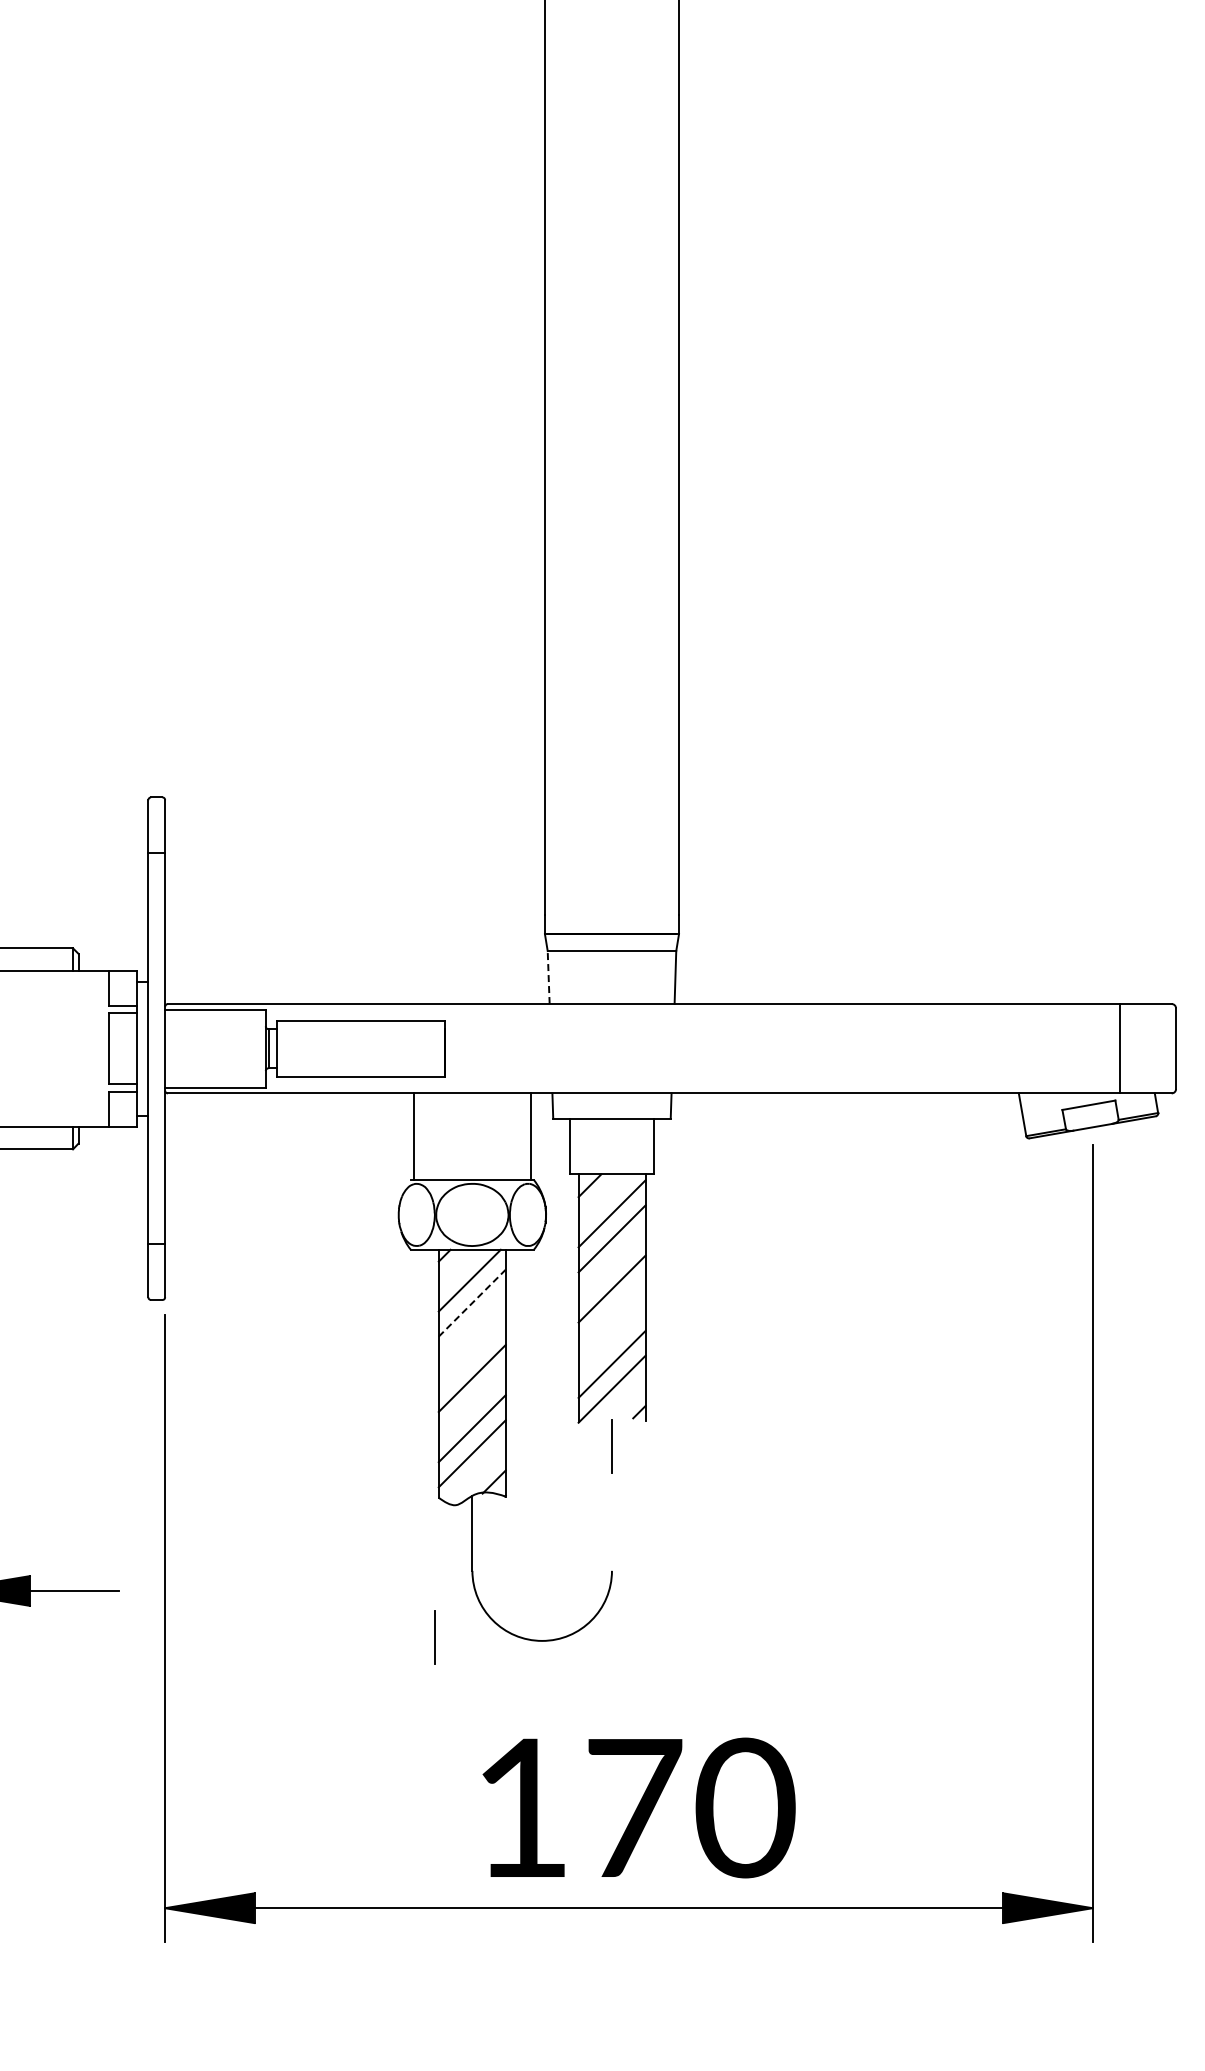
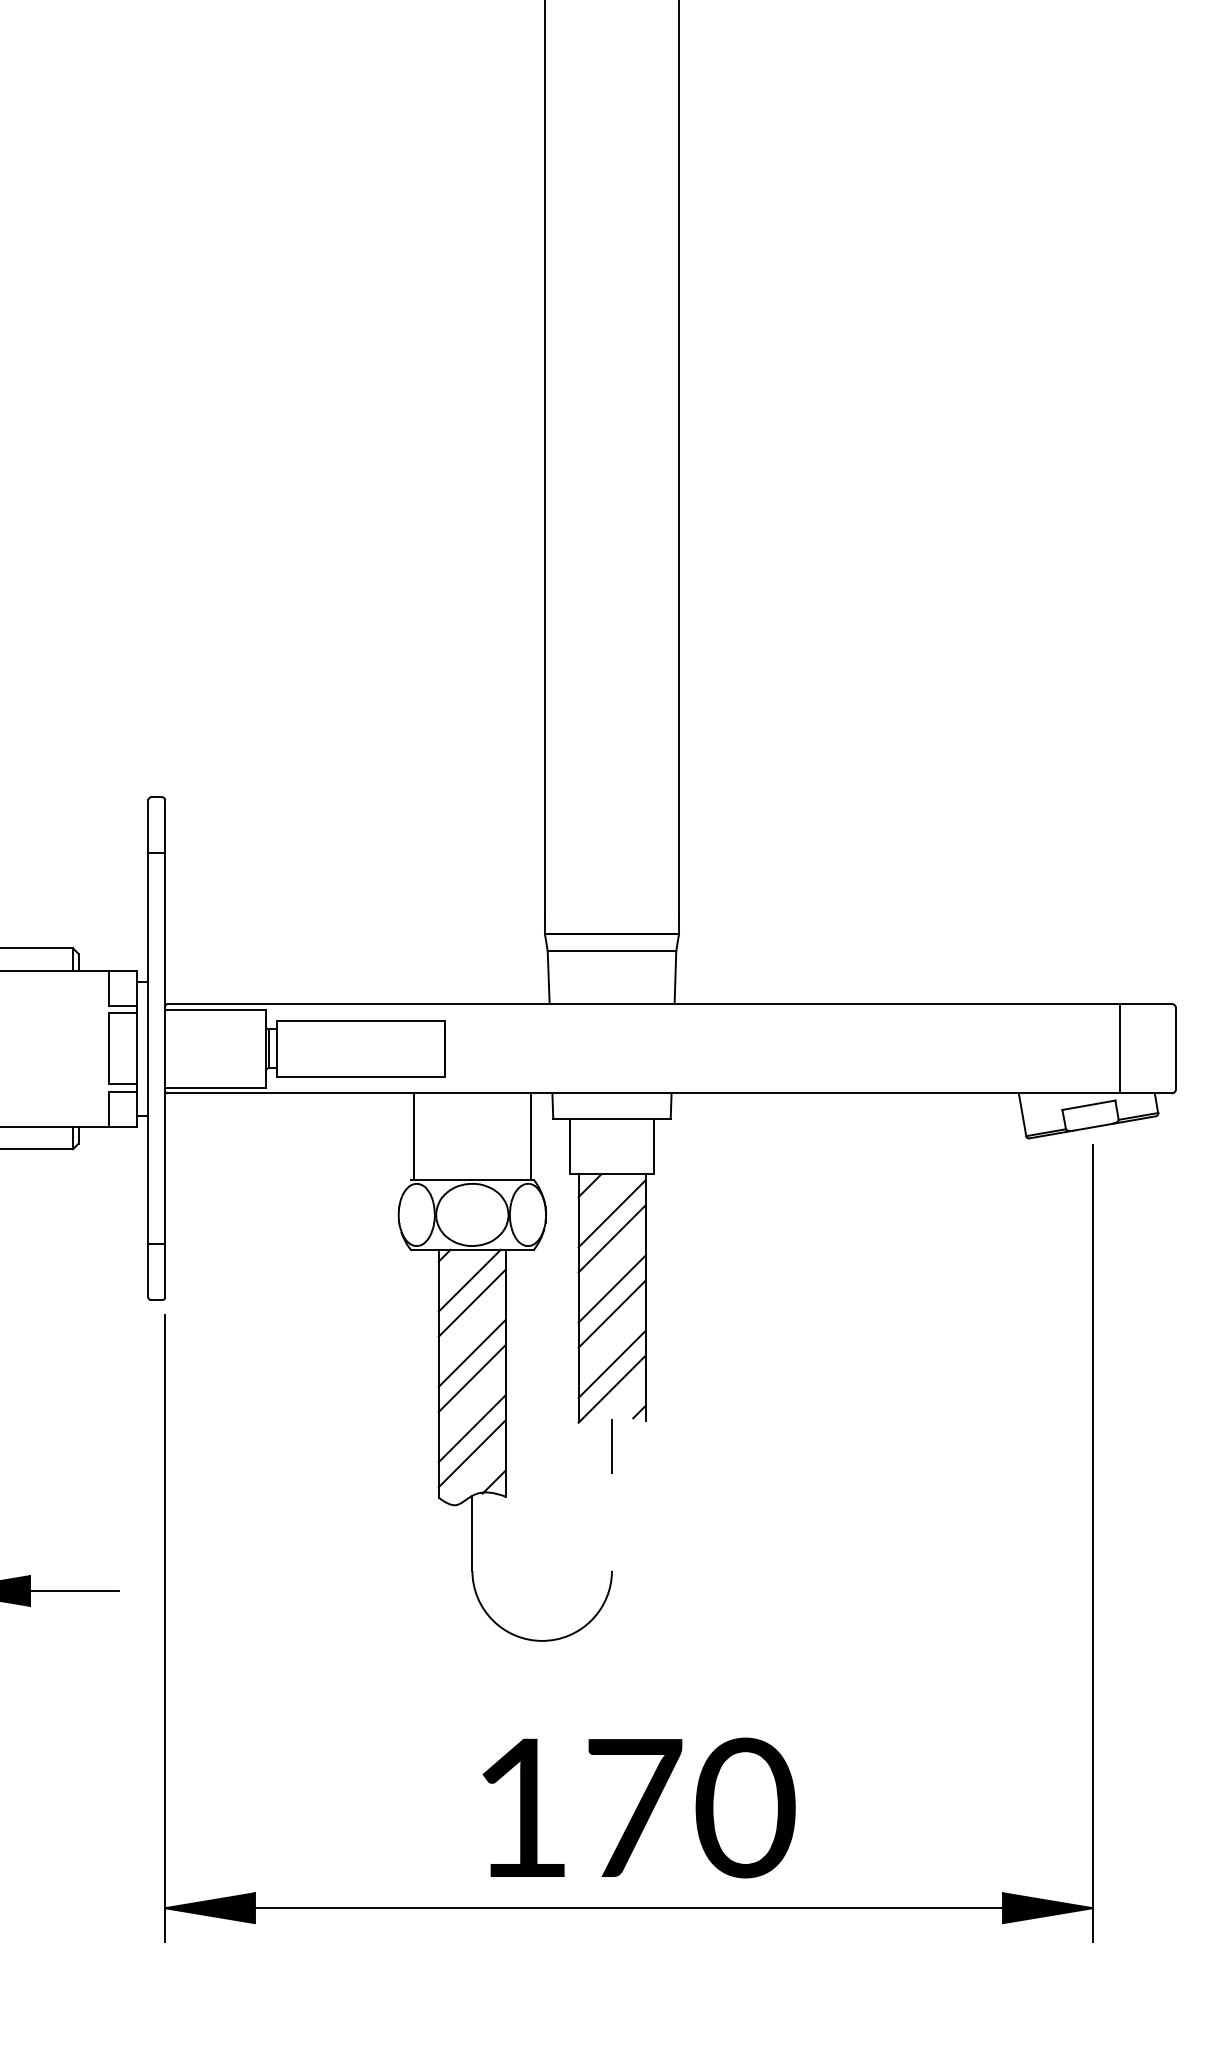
line: dashed -> solid (548, 977)
line: dashed -> solid (472, 1302)
line: none -> present (611, 1313)
line: none -> present (471, 1352)
line: present -> none (434, 1637)
